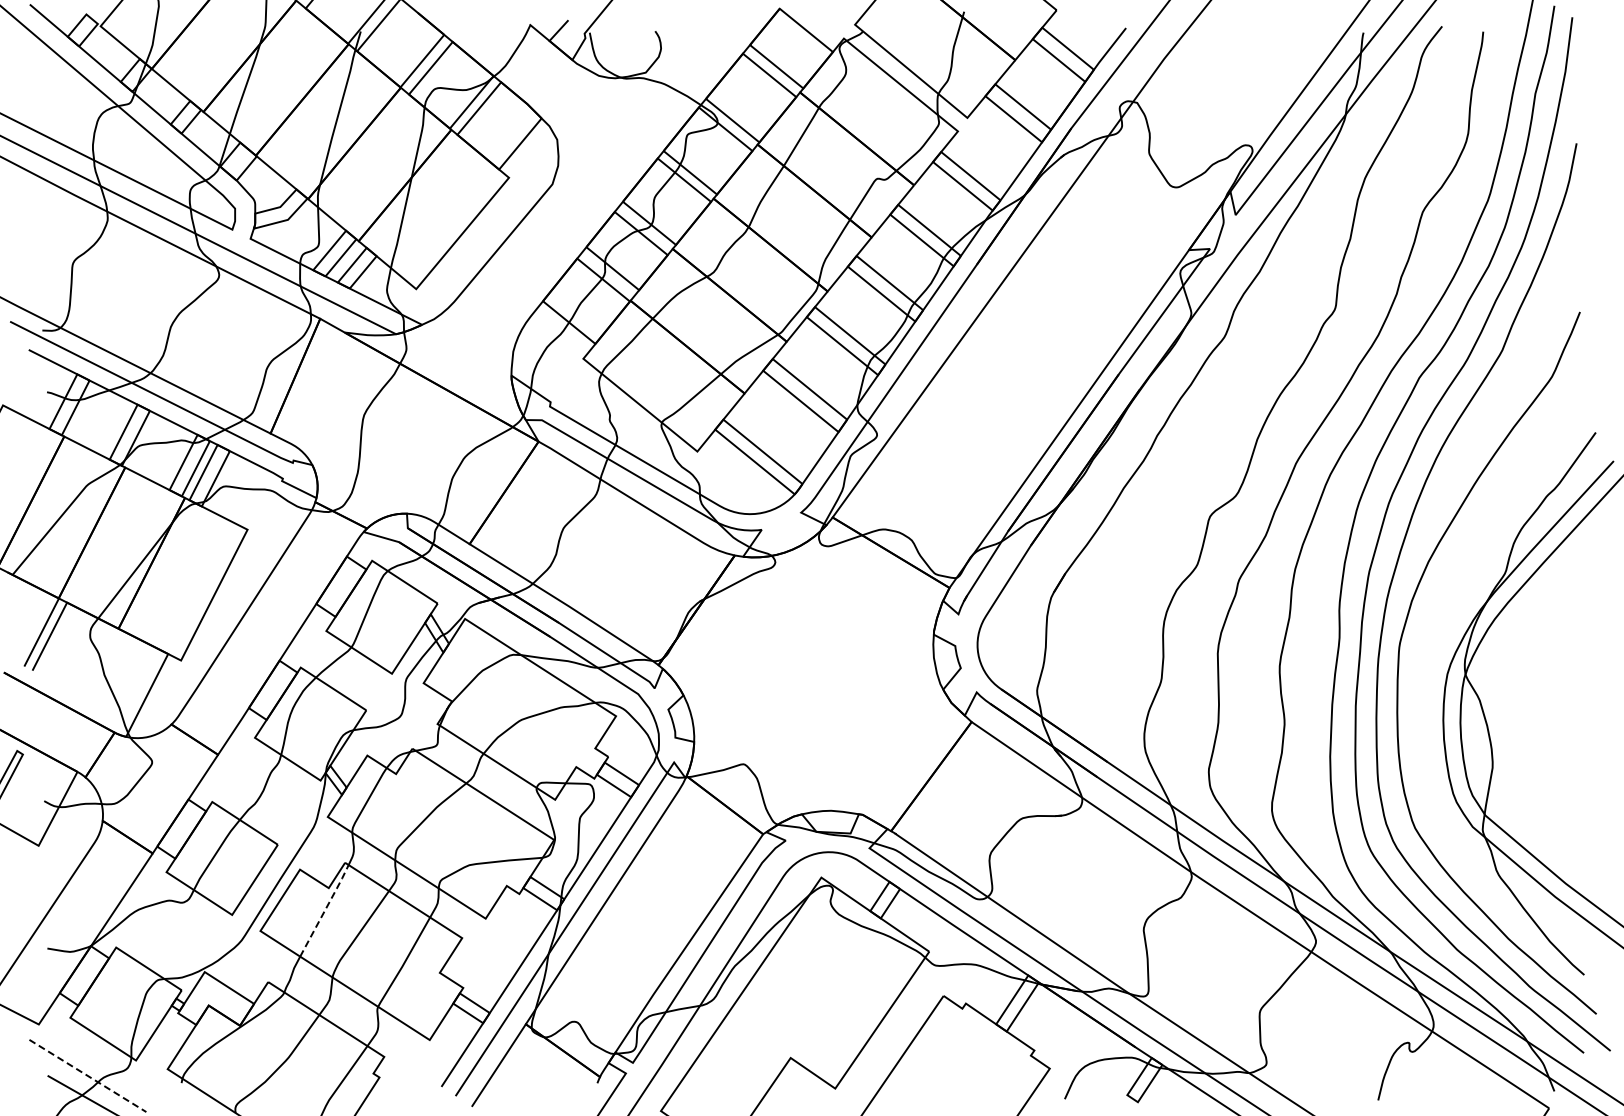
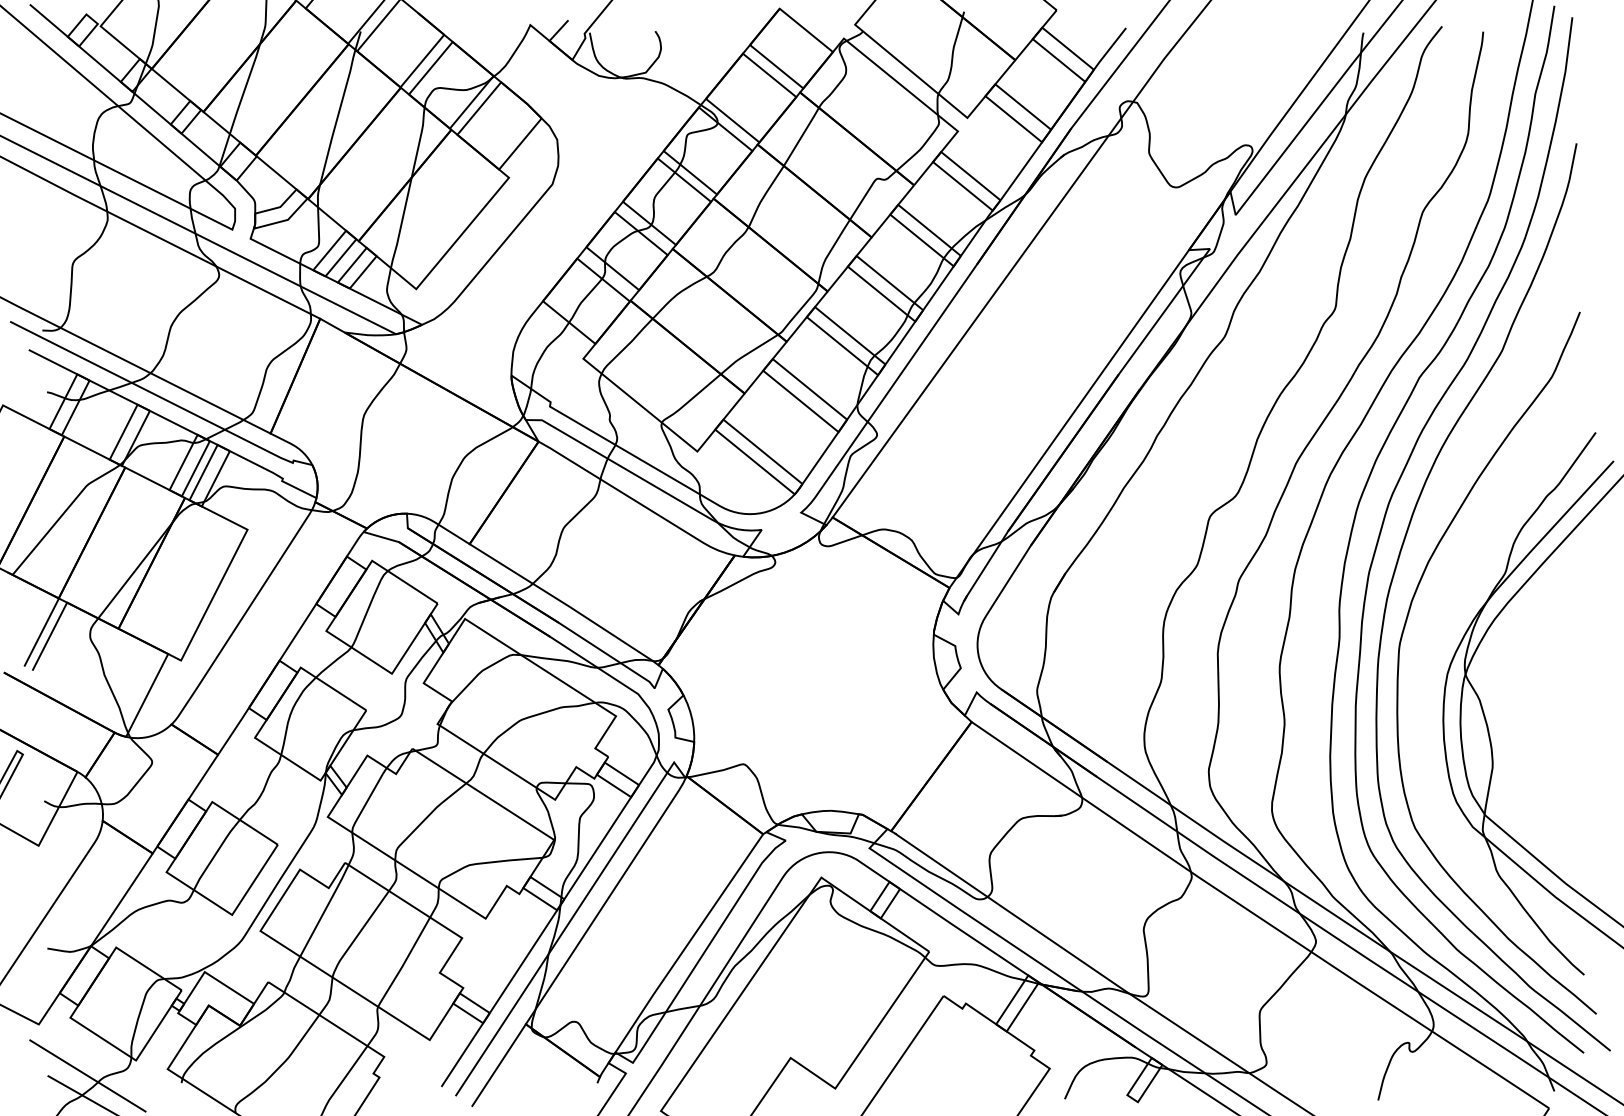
line: dashed -> solid (325, 909)
line: dashed -> solid (87, 1075)
